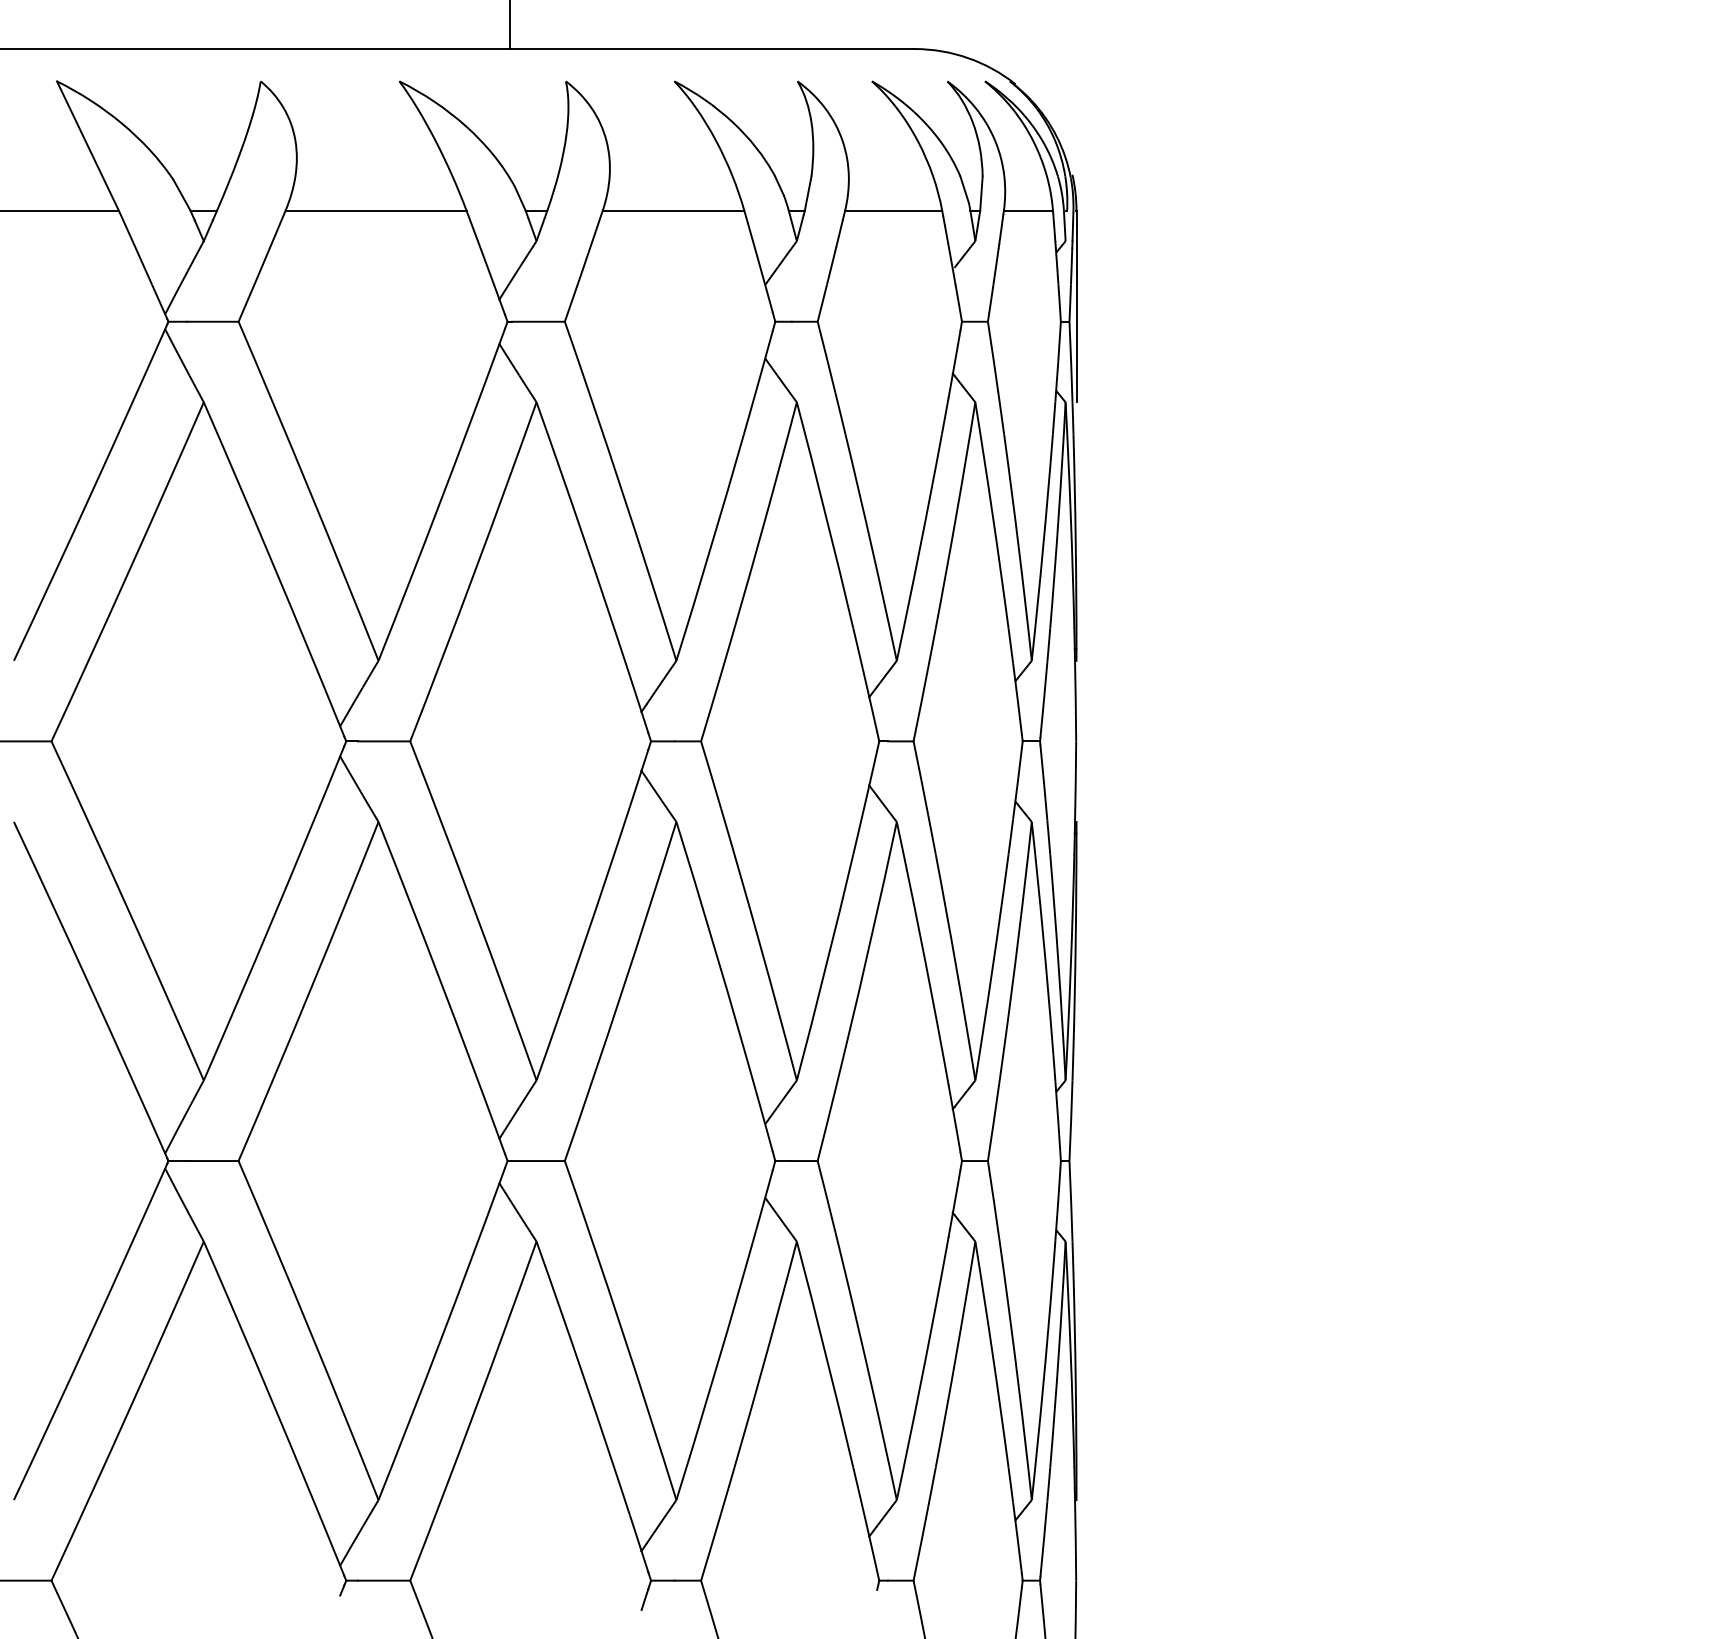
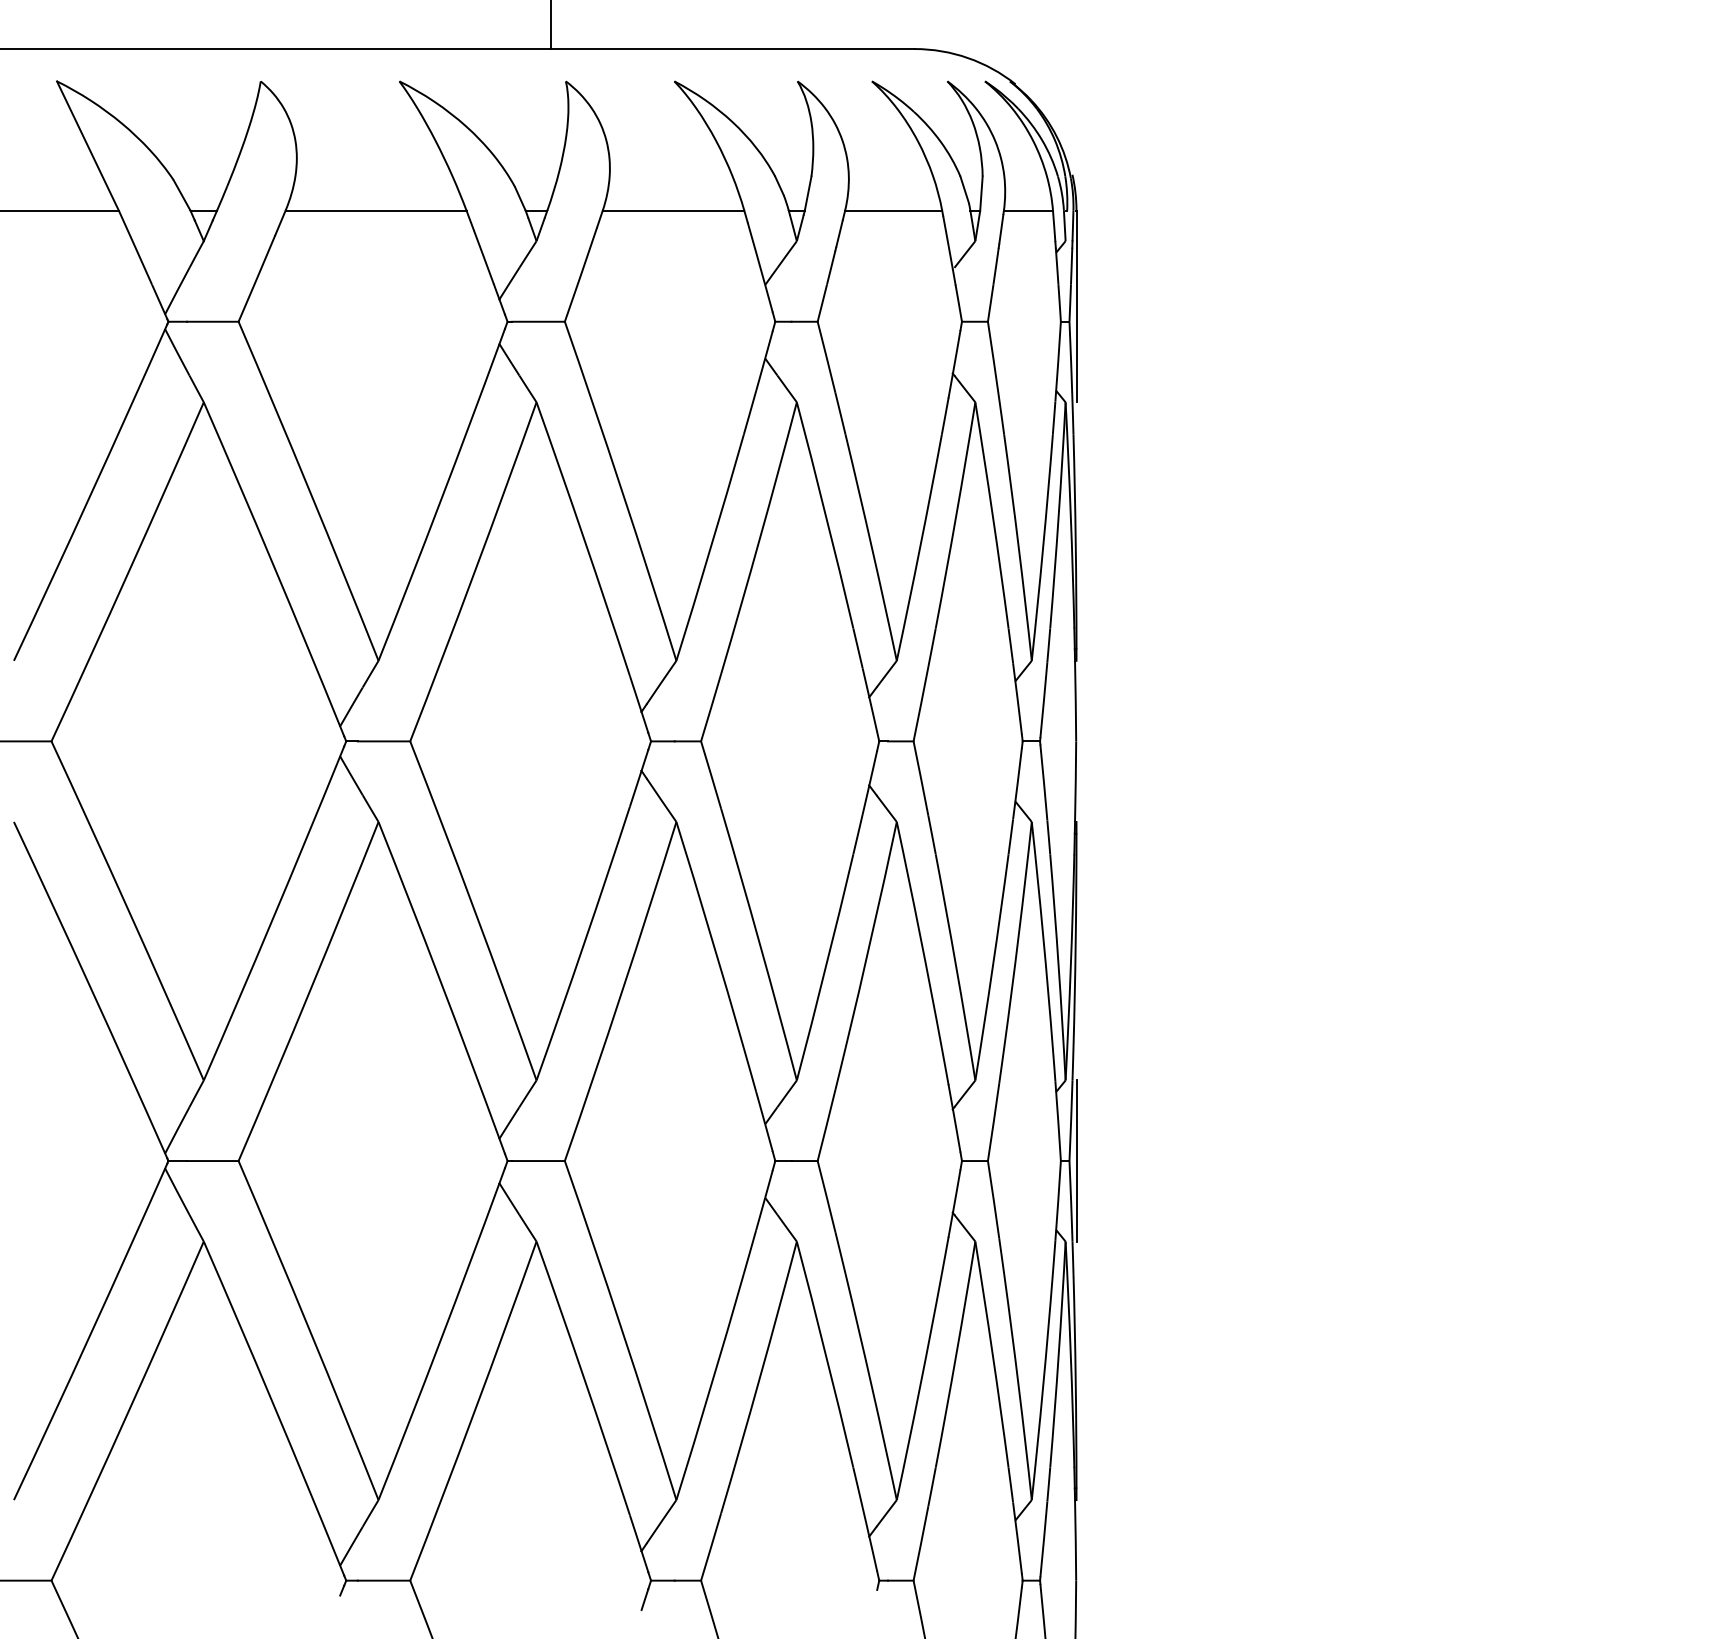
line position: (509, 25) -> (550, 25) (550, 25)
line: none -> present (1076, 1160)
